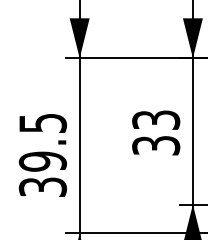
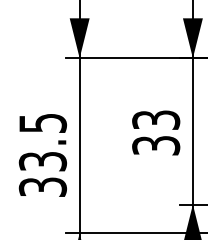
text: 39.5 -> 33.5 (42, 161)
